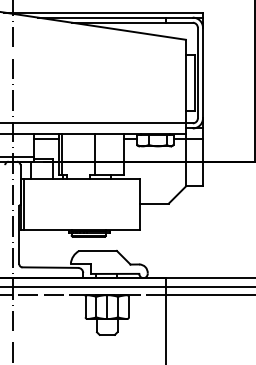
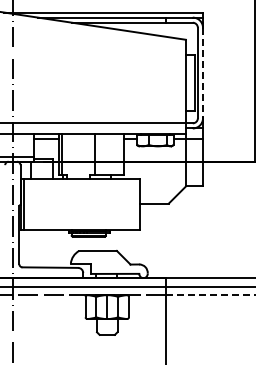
line: solid -> dashed (203, 73)
line: solid -> dashed (211, 295)
